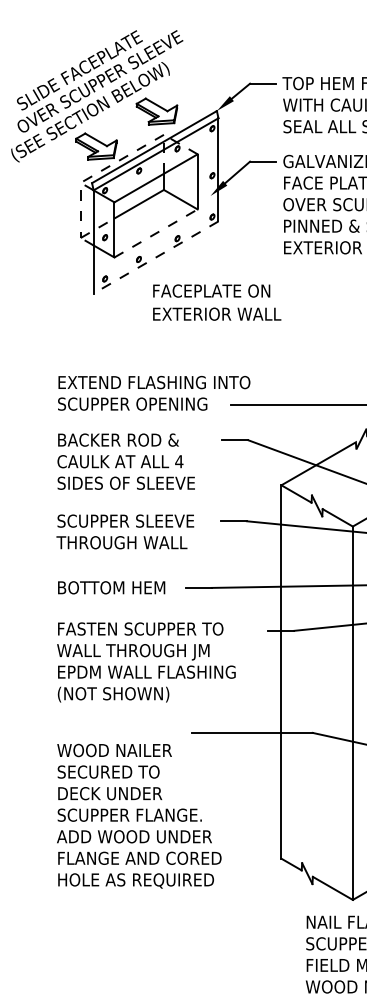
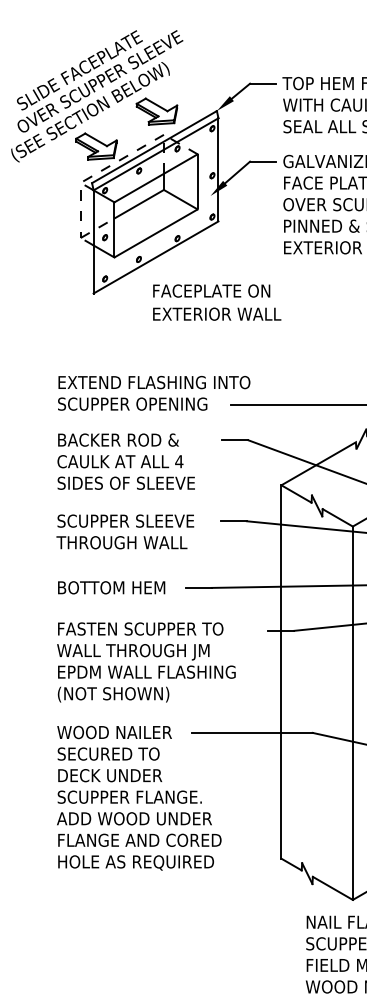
line: dashed -> solid (156, 233)
line: dashed -> solid (155, 257)
text position: (139, 815) -> (139, 797) (139, 797)
